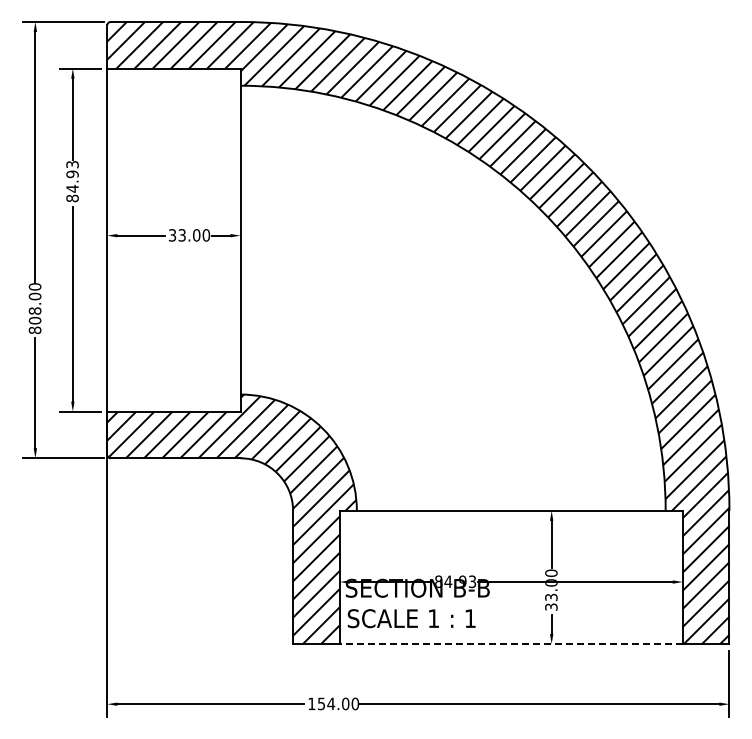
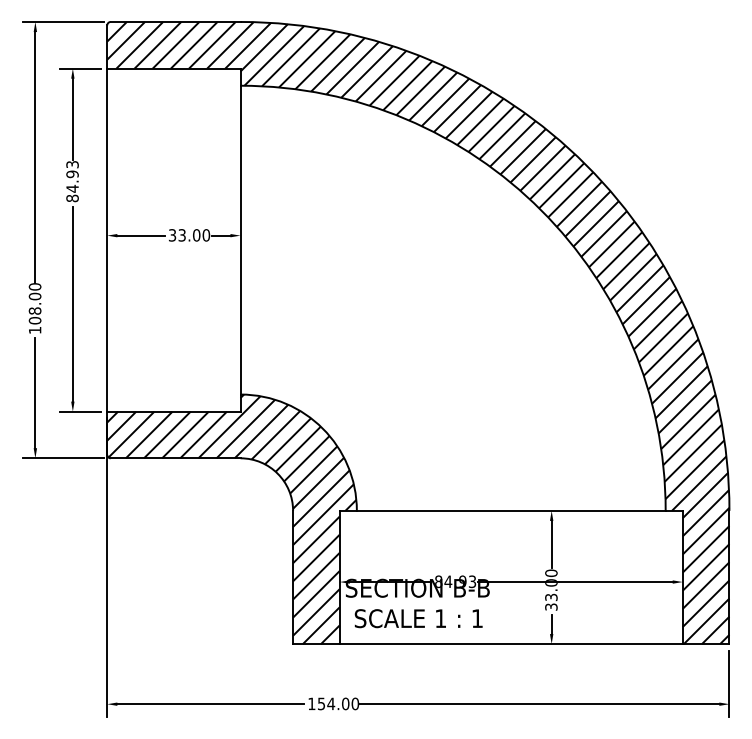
text: 808.00 -> 108.00 (34, 330)
text position: (411, 618) -> (418, 618) (418, 618)
line: dashed -> solid (511, 644)
